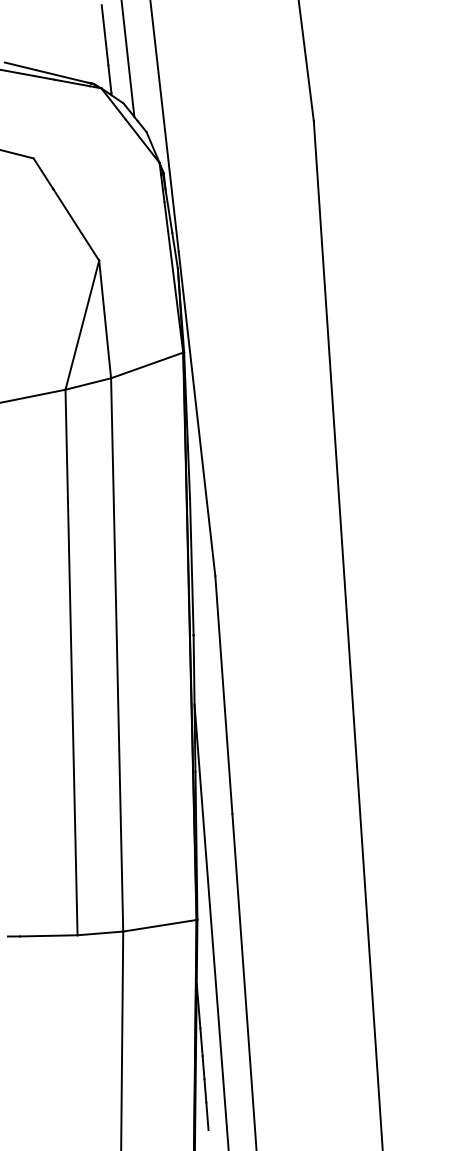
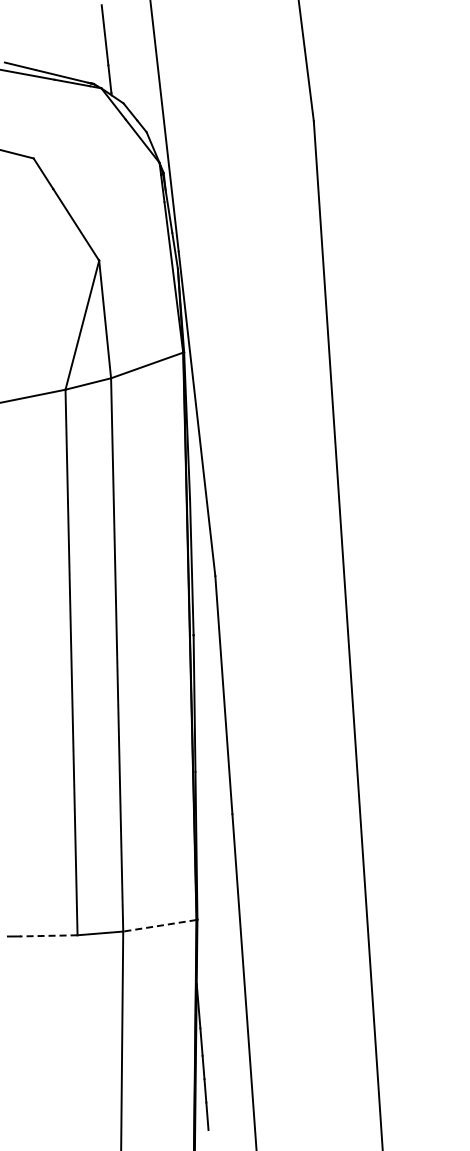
line: present -> none (127, 59)
line: solid -> dashed (159, 925)
line: present -> none (211, 925)
line: solid -> dashed (48, 935)
